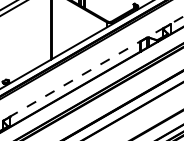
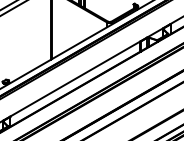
line: dashed -> solid (92, 69)
